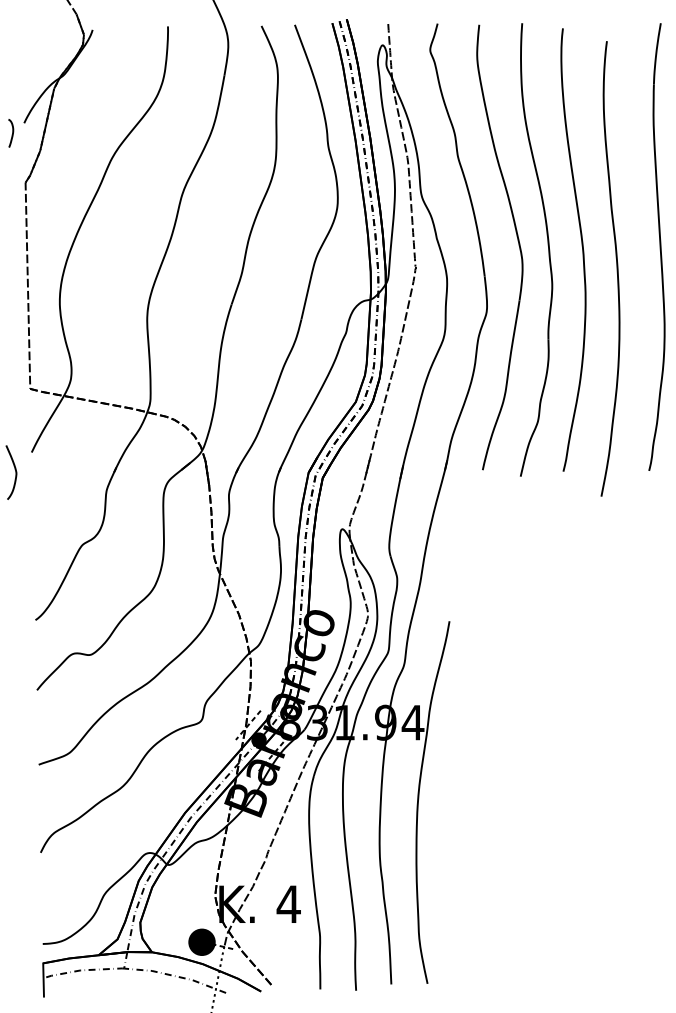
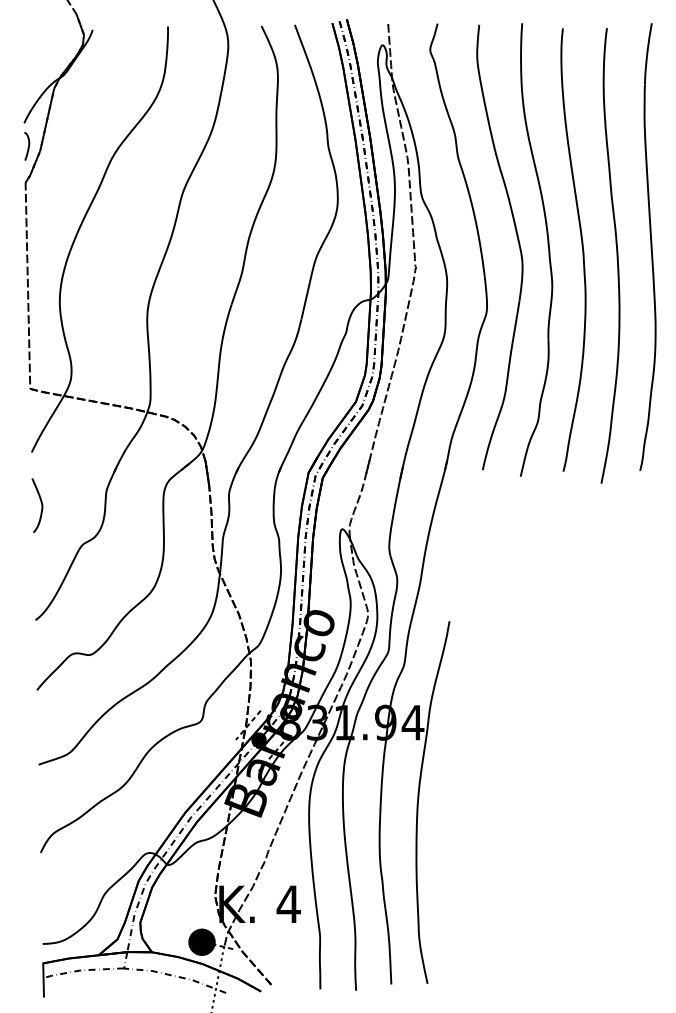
curve position: (12, 133) -> (28, 146) (28, 146)
part position: (656, 246) -> (647, 246) (647, 246)
curve position: (616, 268) -> (616, 255) (616, 255)
curve position: (15, 472) -> (41, 505) (41, 505)
